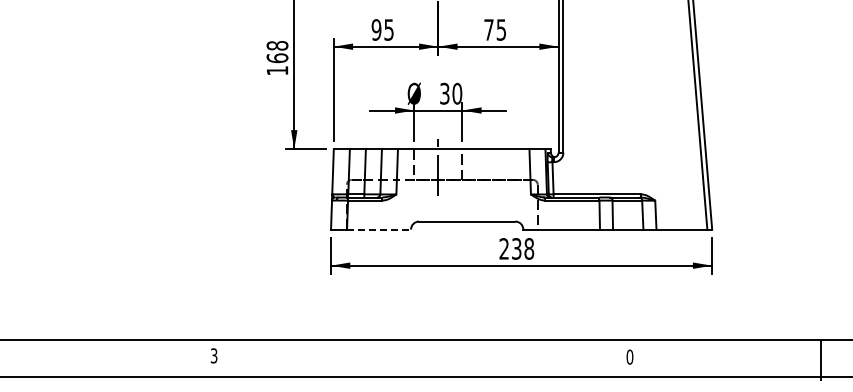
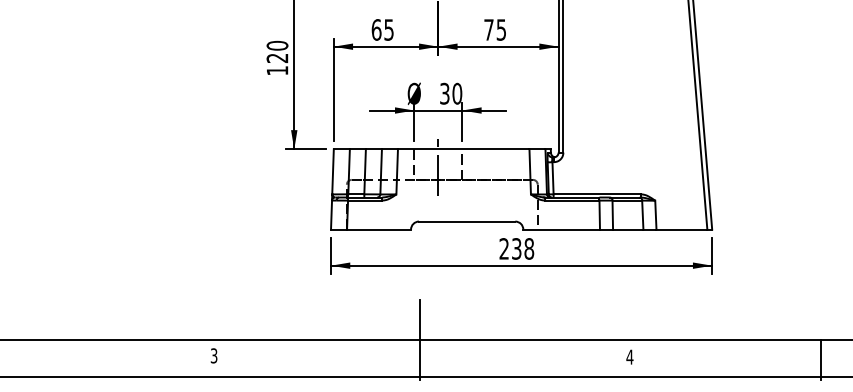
text: 95 -> 65 (376, 29)
text: 168 -> 120 (277, 51)
line: dashed -> solid (379, 229)
line: none -> present (419, 339)
text: 0 -> 4 (629, 356)
